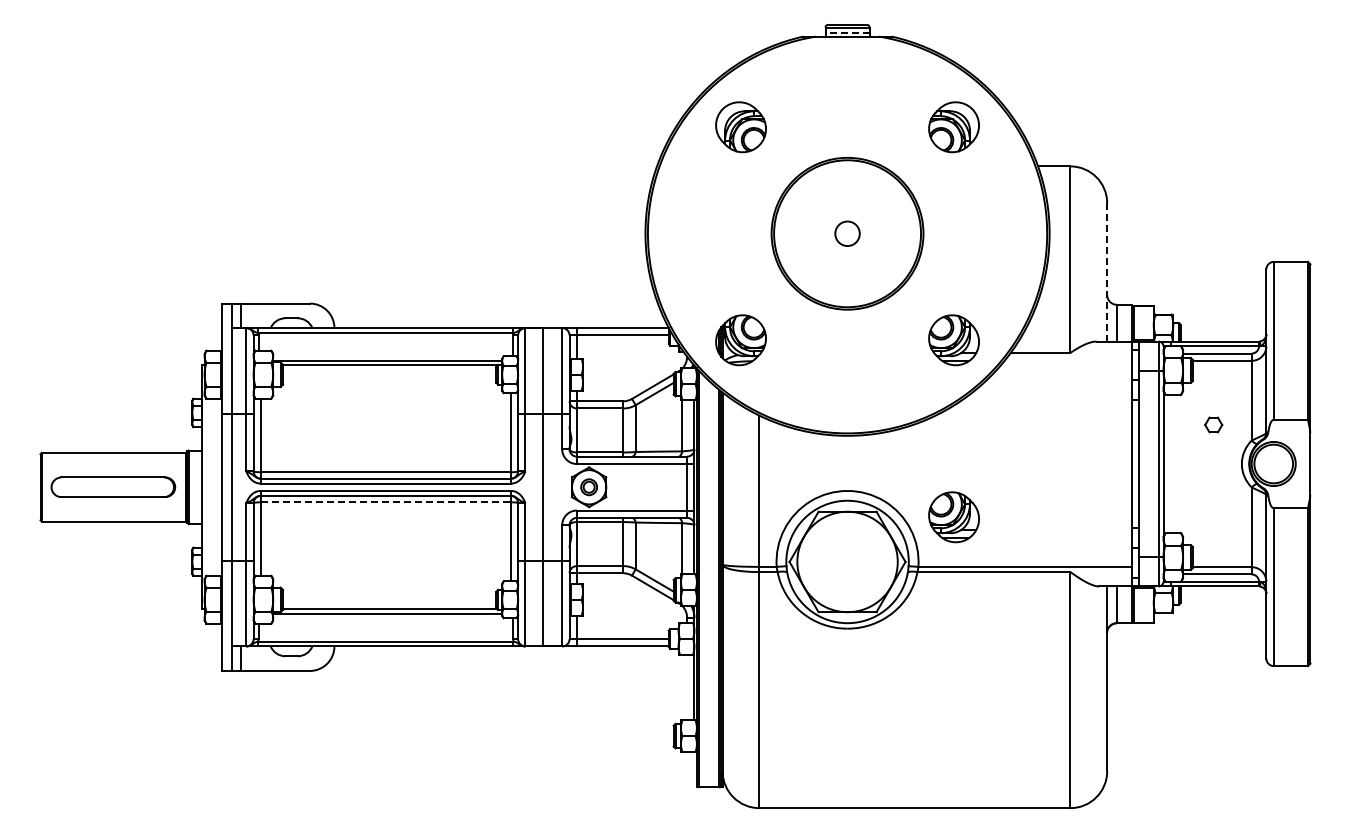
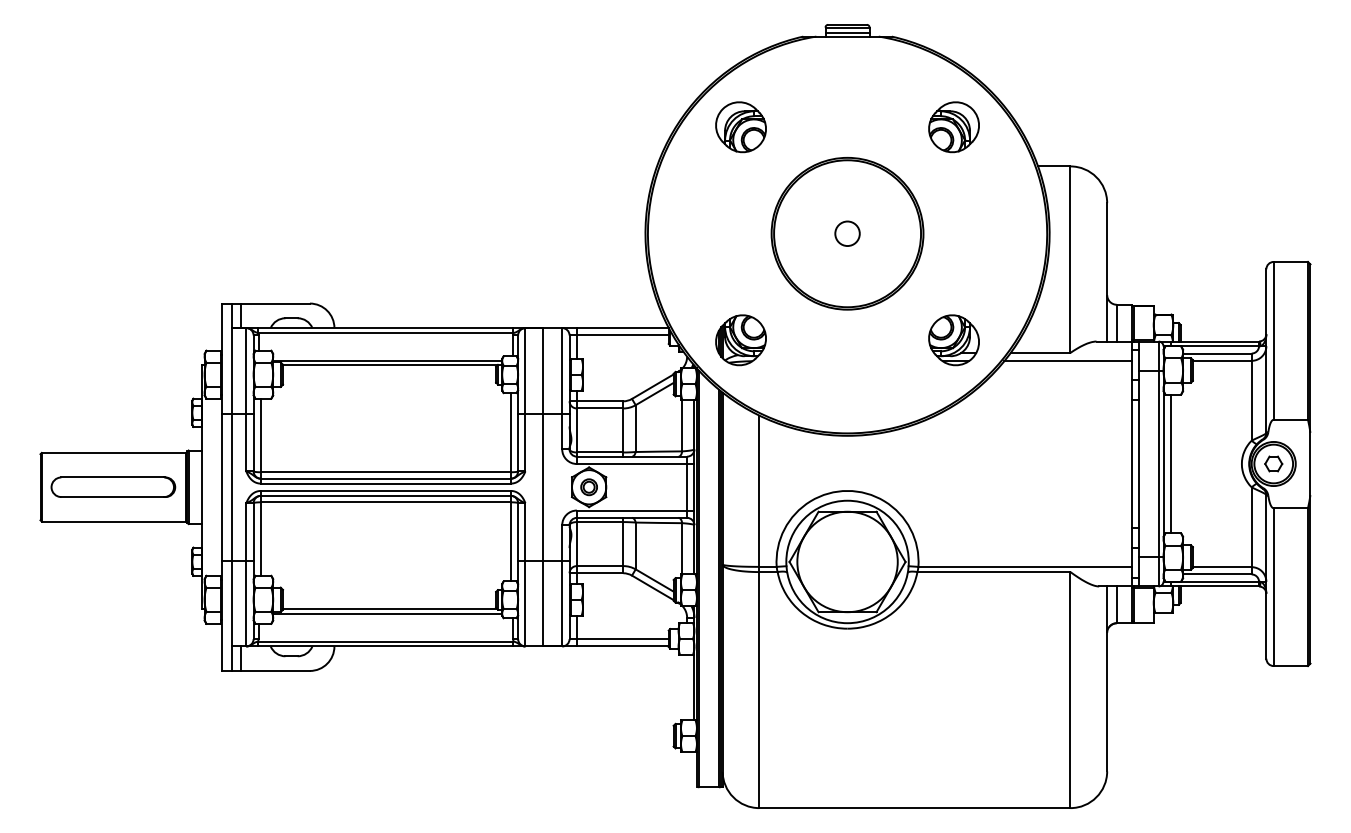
line: dashed -> solid (847, 32)
line: dashed -> solid (1107, 271)
line: none -> present (1067, 361)
part position: (1213, 424) -> (1273, 463) (1273, 463)
line: none -> present (1170, 463)
line: dashed -> solid (385, 502)
part: present -> none (953, 517)
